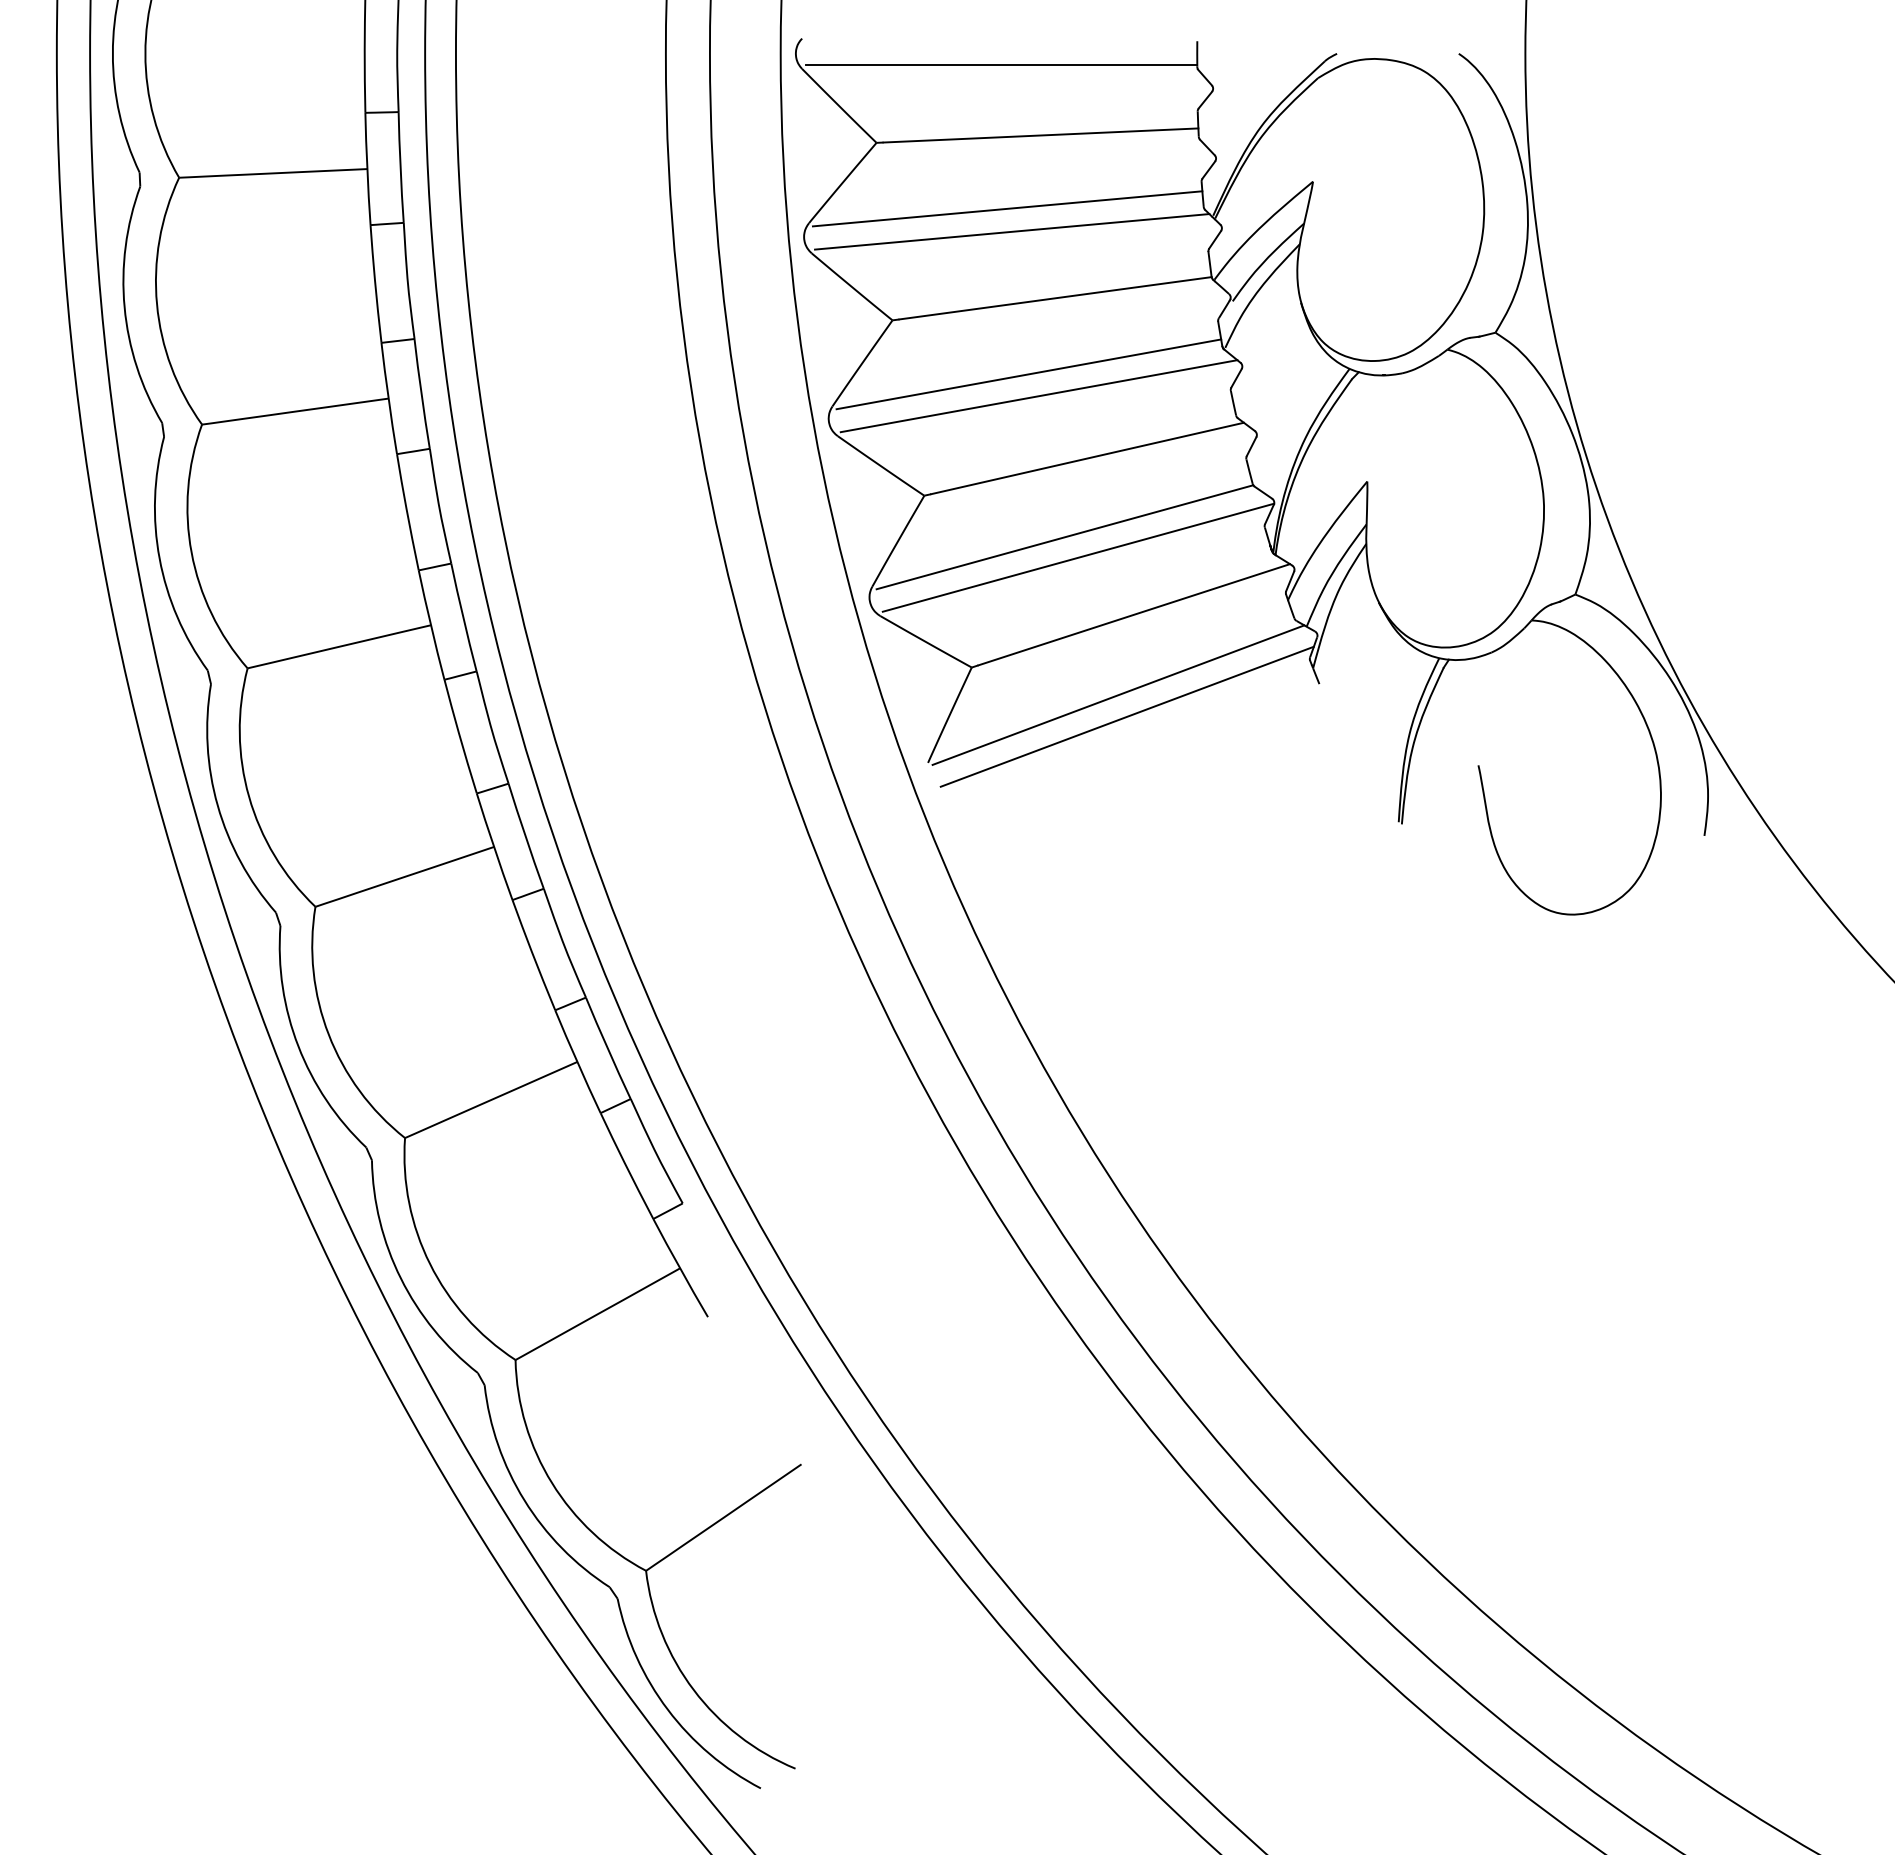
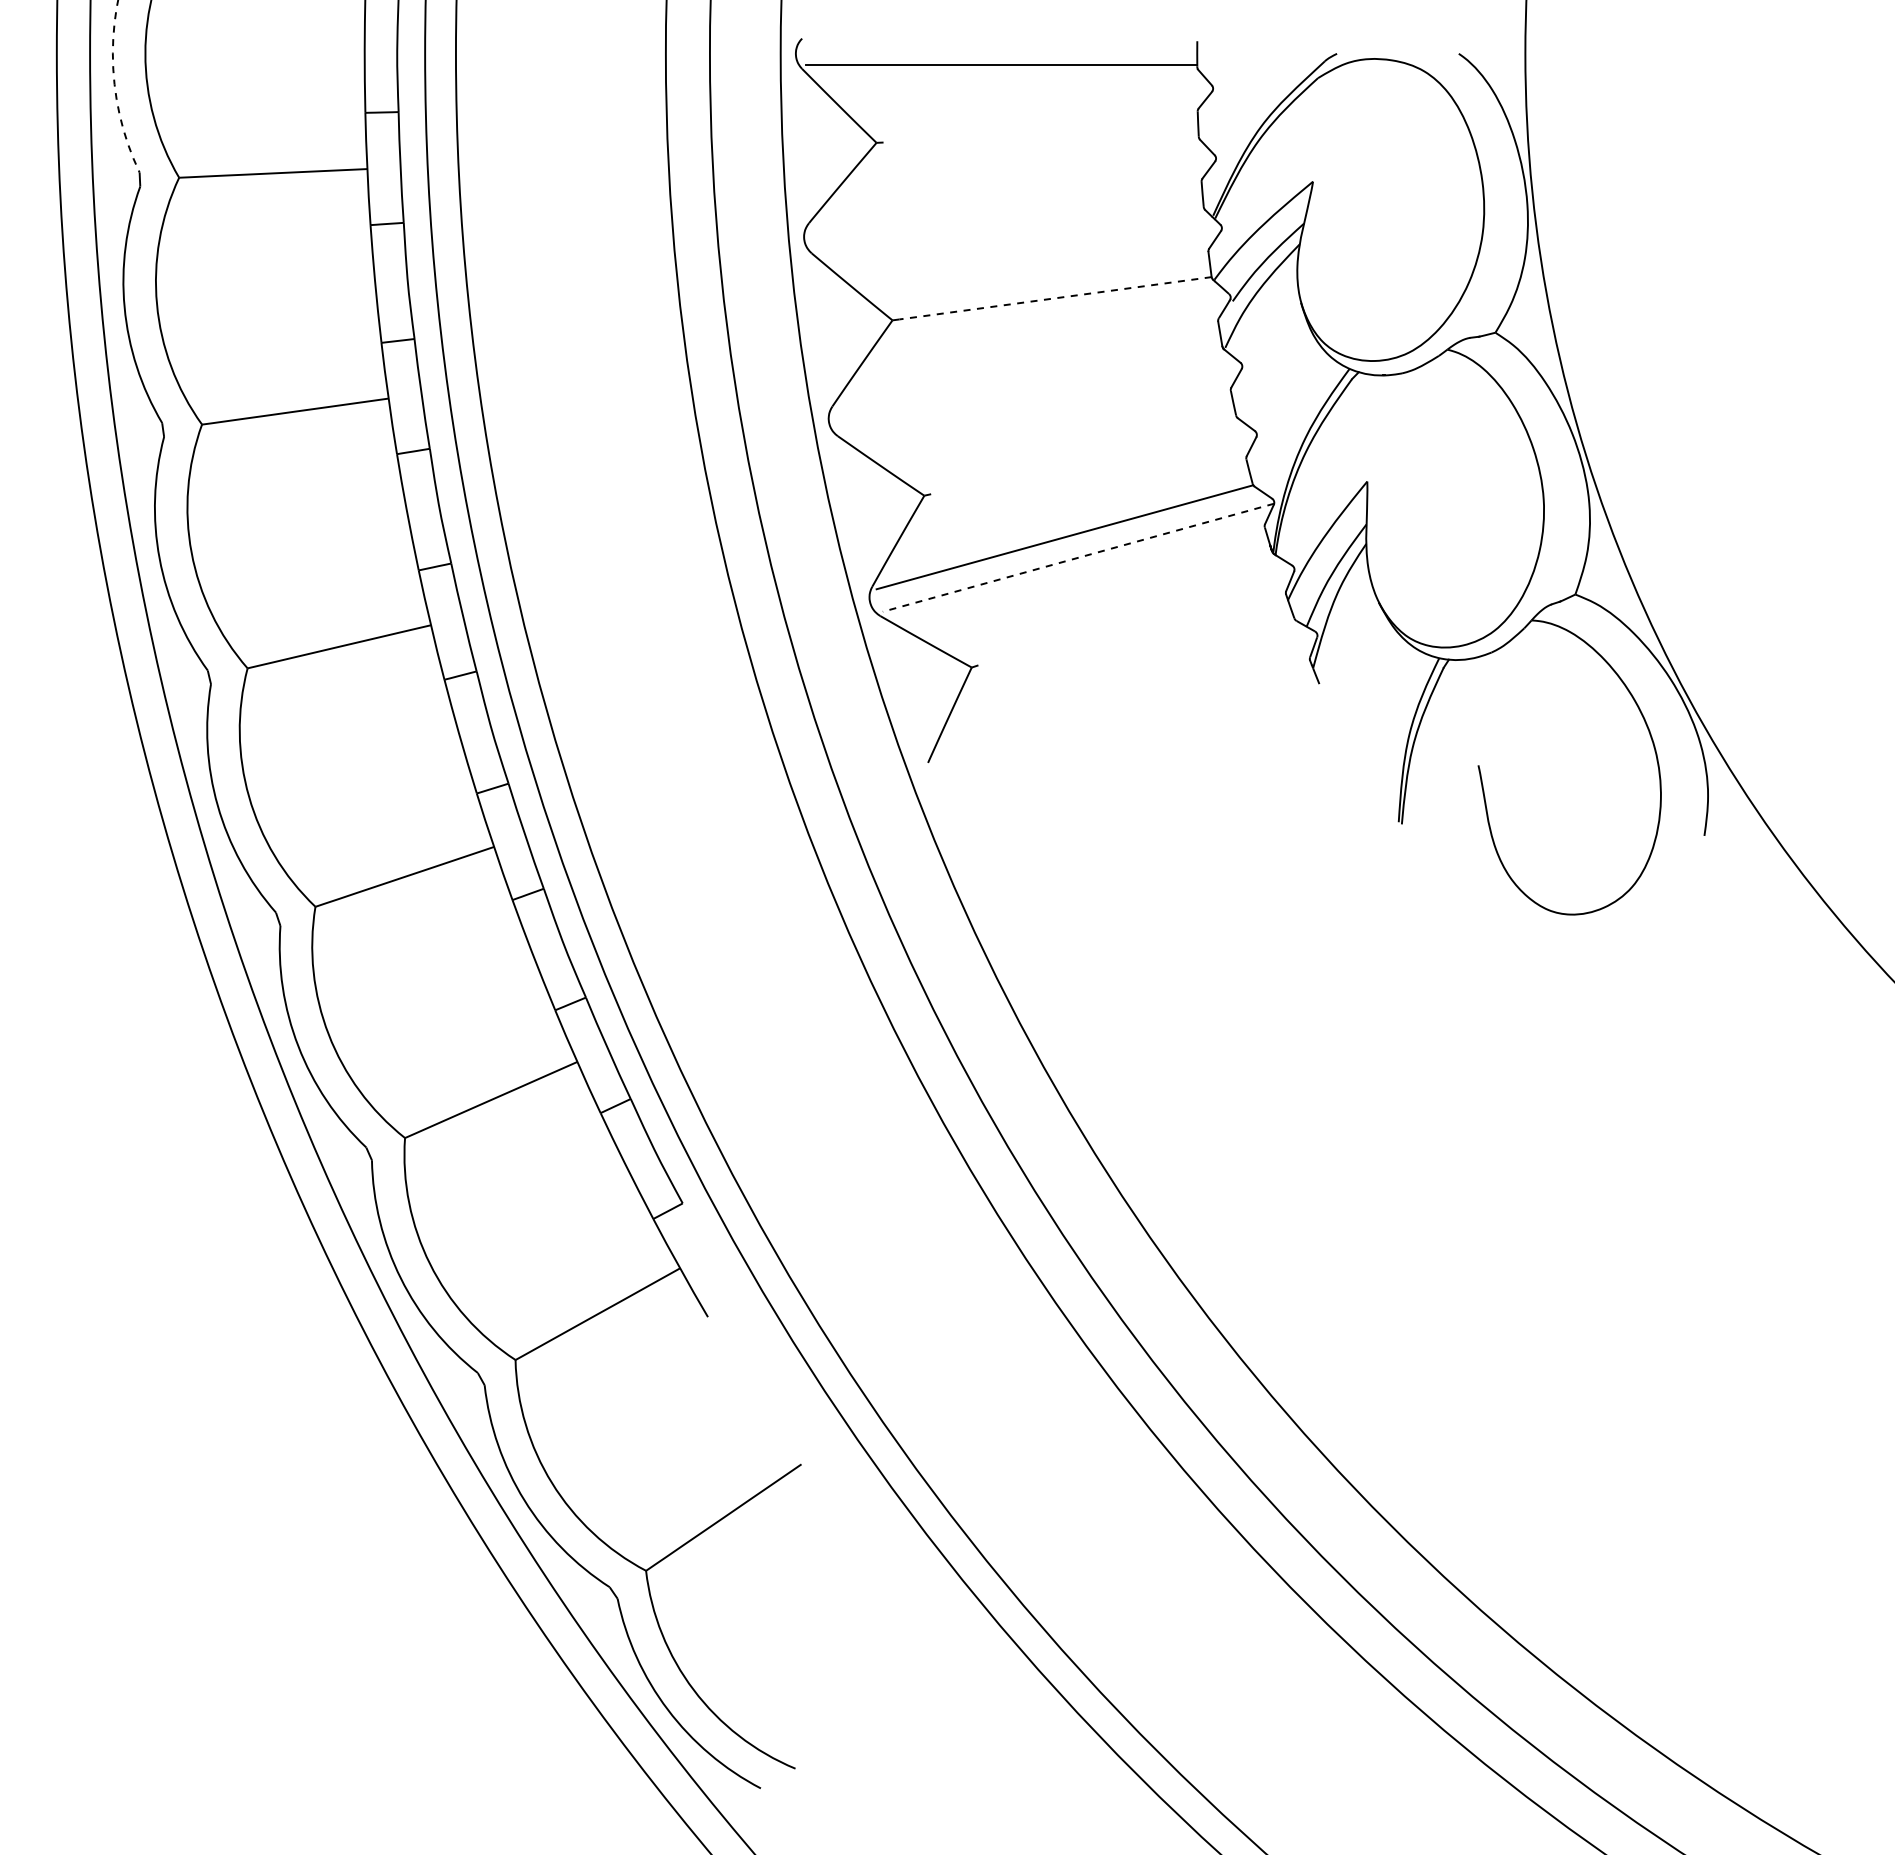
arc: solid -> dashed (115, 87)
line: present -> none (1040, 135)
line: present -> none (1007, 208)
line: present -> none (1012, 231)
line: solid -> dashed (1055, 298)
line: present -> none (1028, 374)
line: present -> none (1038, 396)
line: present -> none (1087, 458)
line: solid -> dashed (1078, 557)
line: present -> none (1133, 614)
line: present -> none (1118, 694)
line: present -> none (1126, 716)
